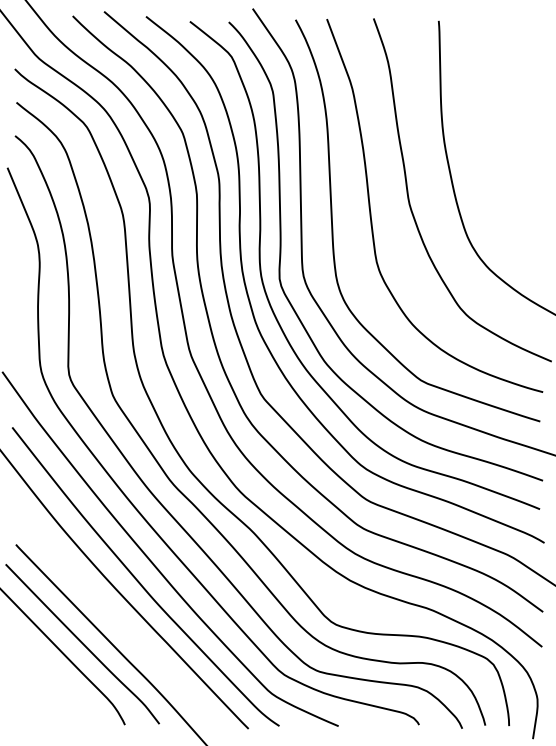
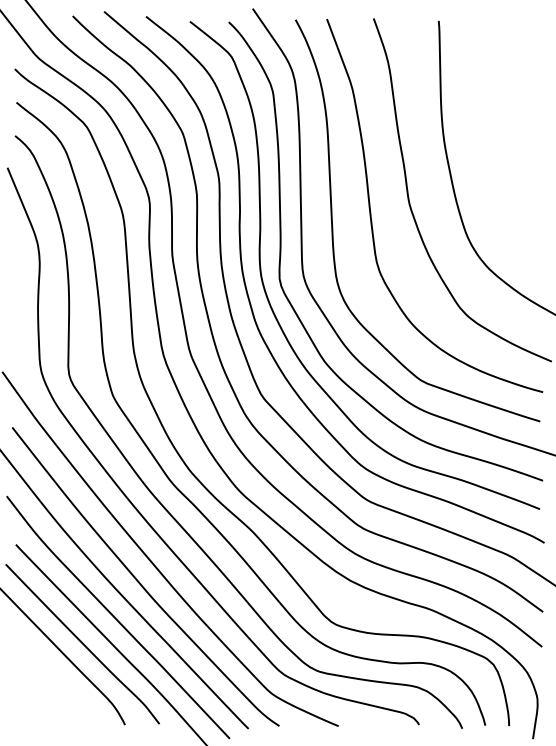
curve: none -> present (116, 618)
